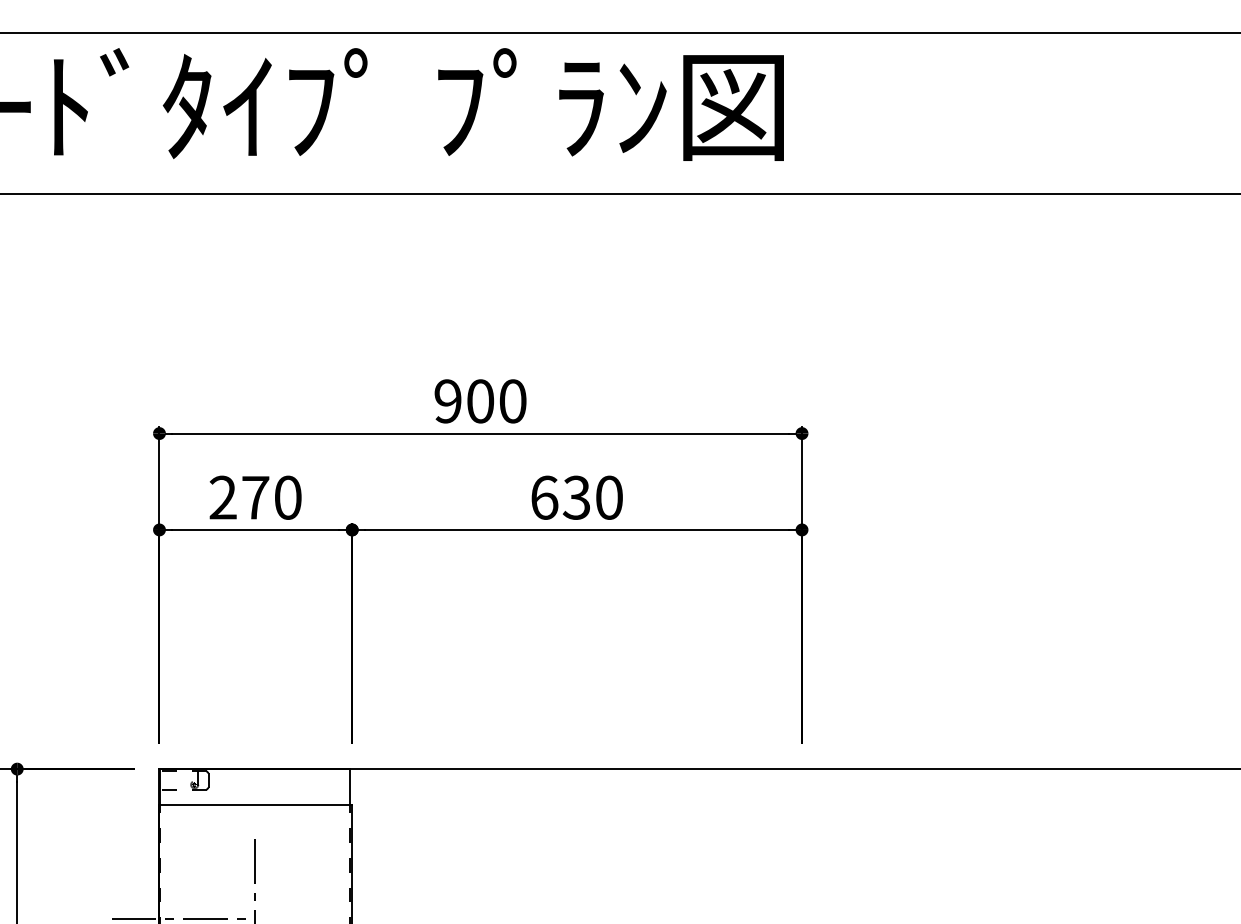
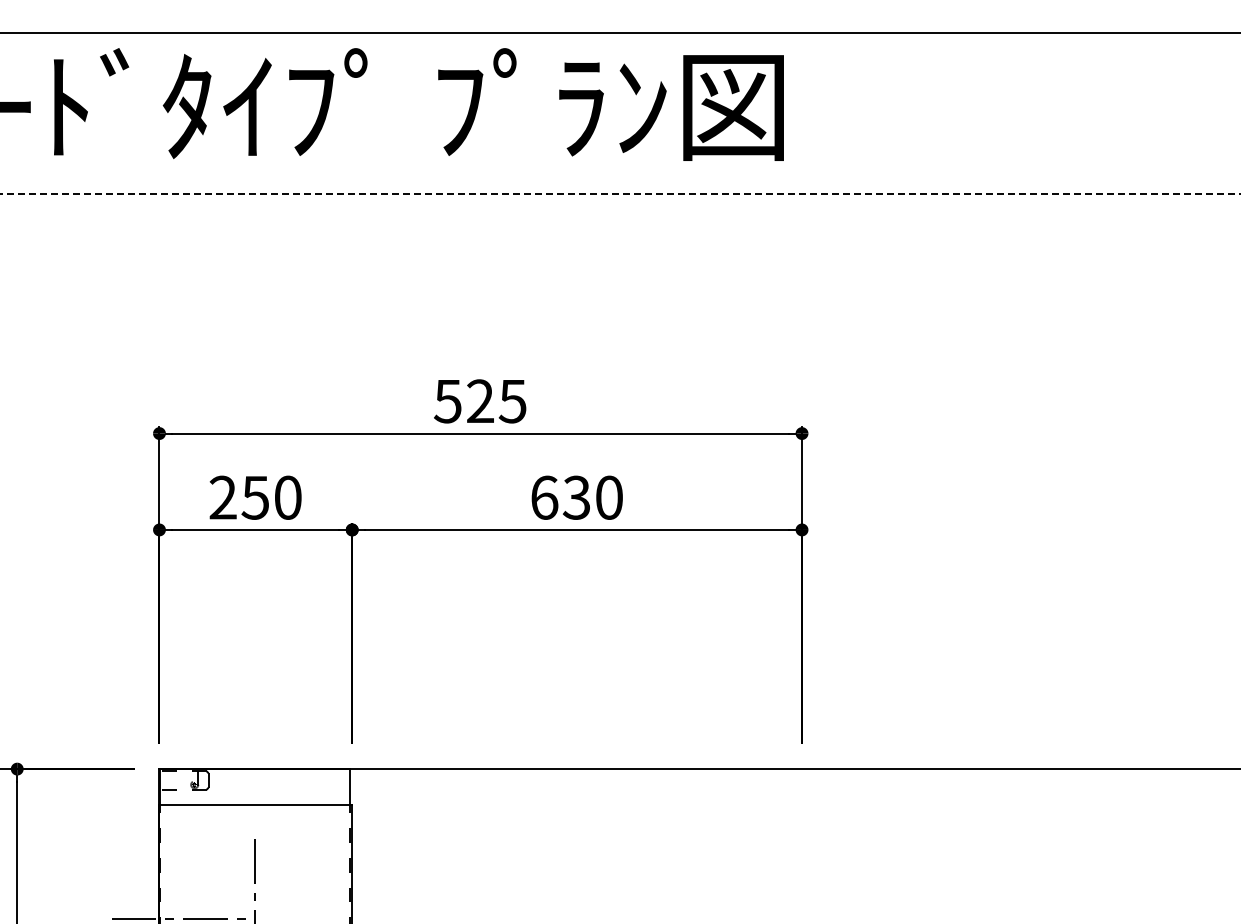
line: solid -> dashed (620, 194)
text: 900 -> 525 (480, 401)
text: 270 -> 250 (255, 497)
